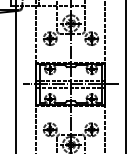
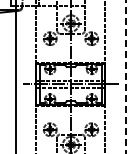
line: solid -> dashed (126, 76)
